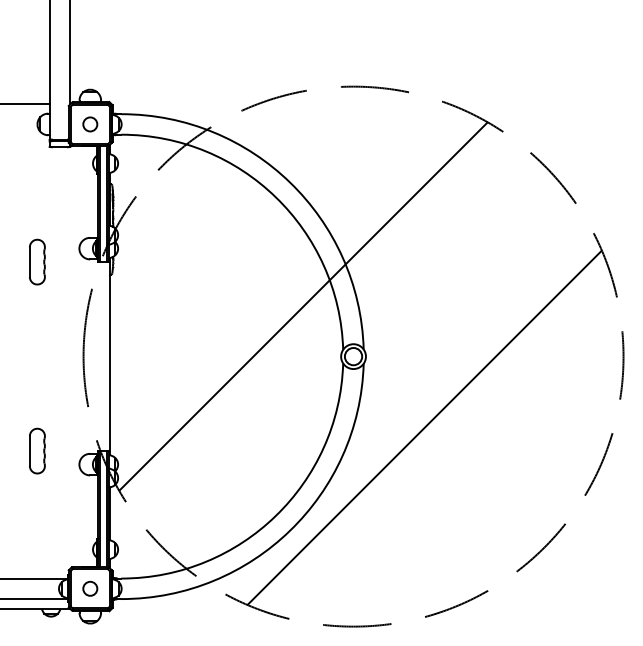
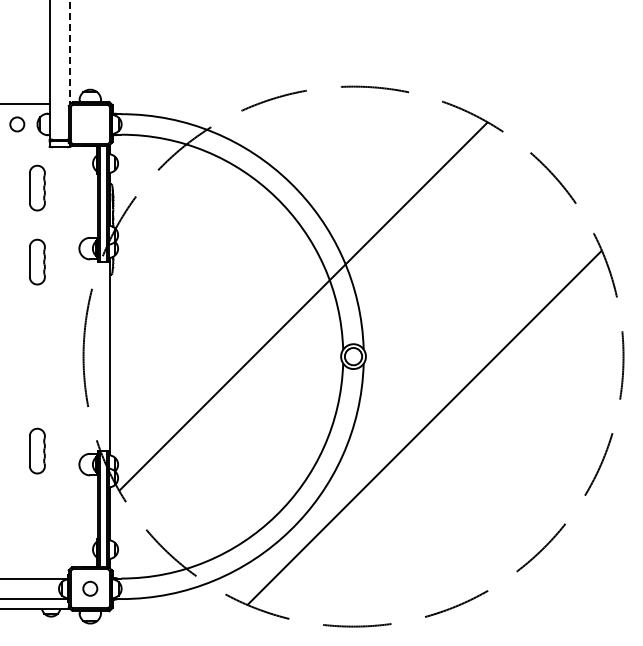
line: solid -> dashed (70, 52)
circle position: (90, 124) -> (17, 124) (17, 124)
part: none -> present (37, 187)
